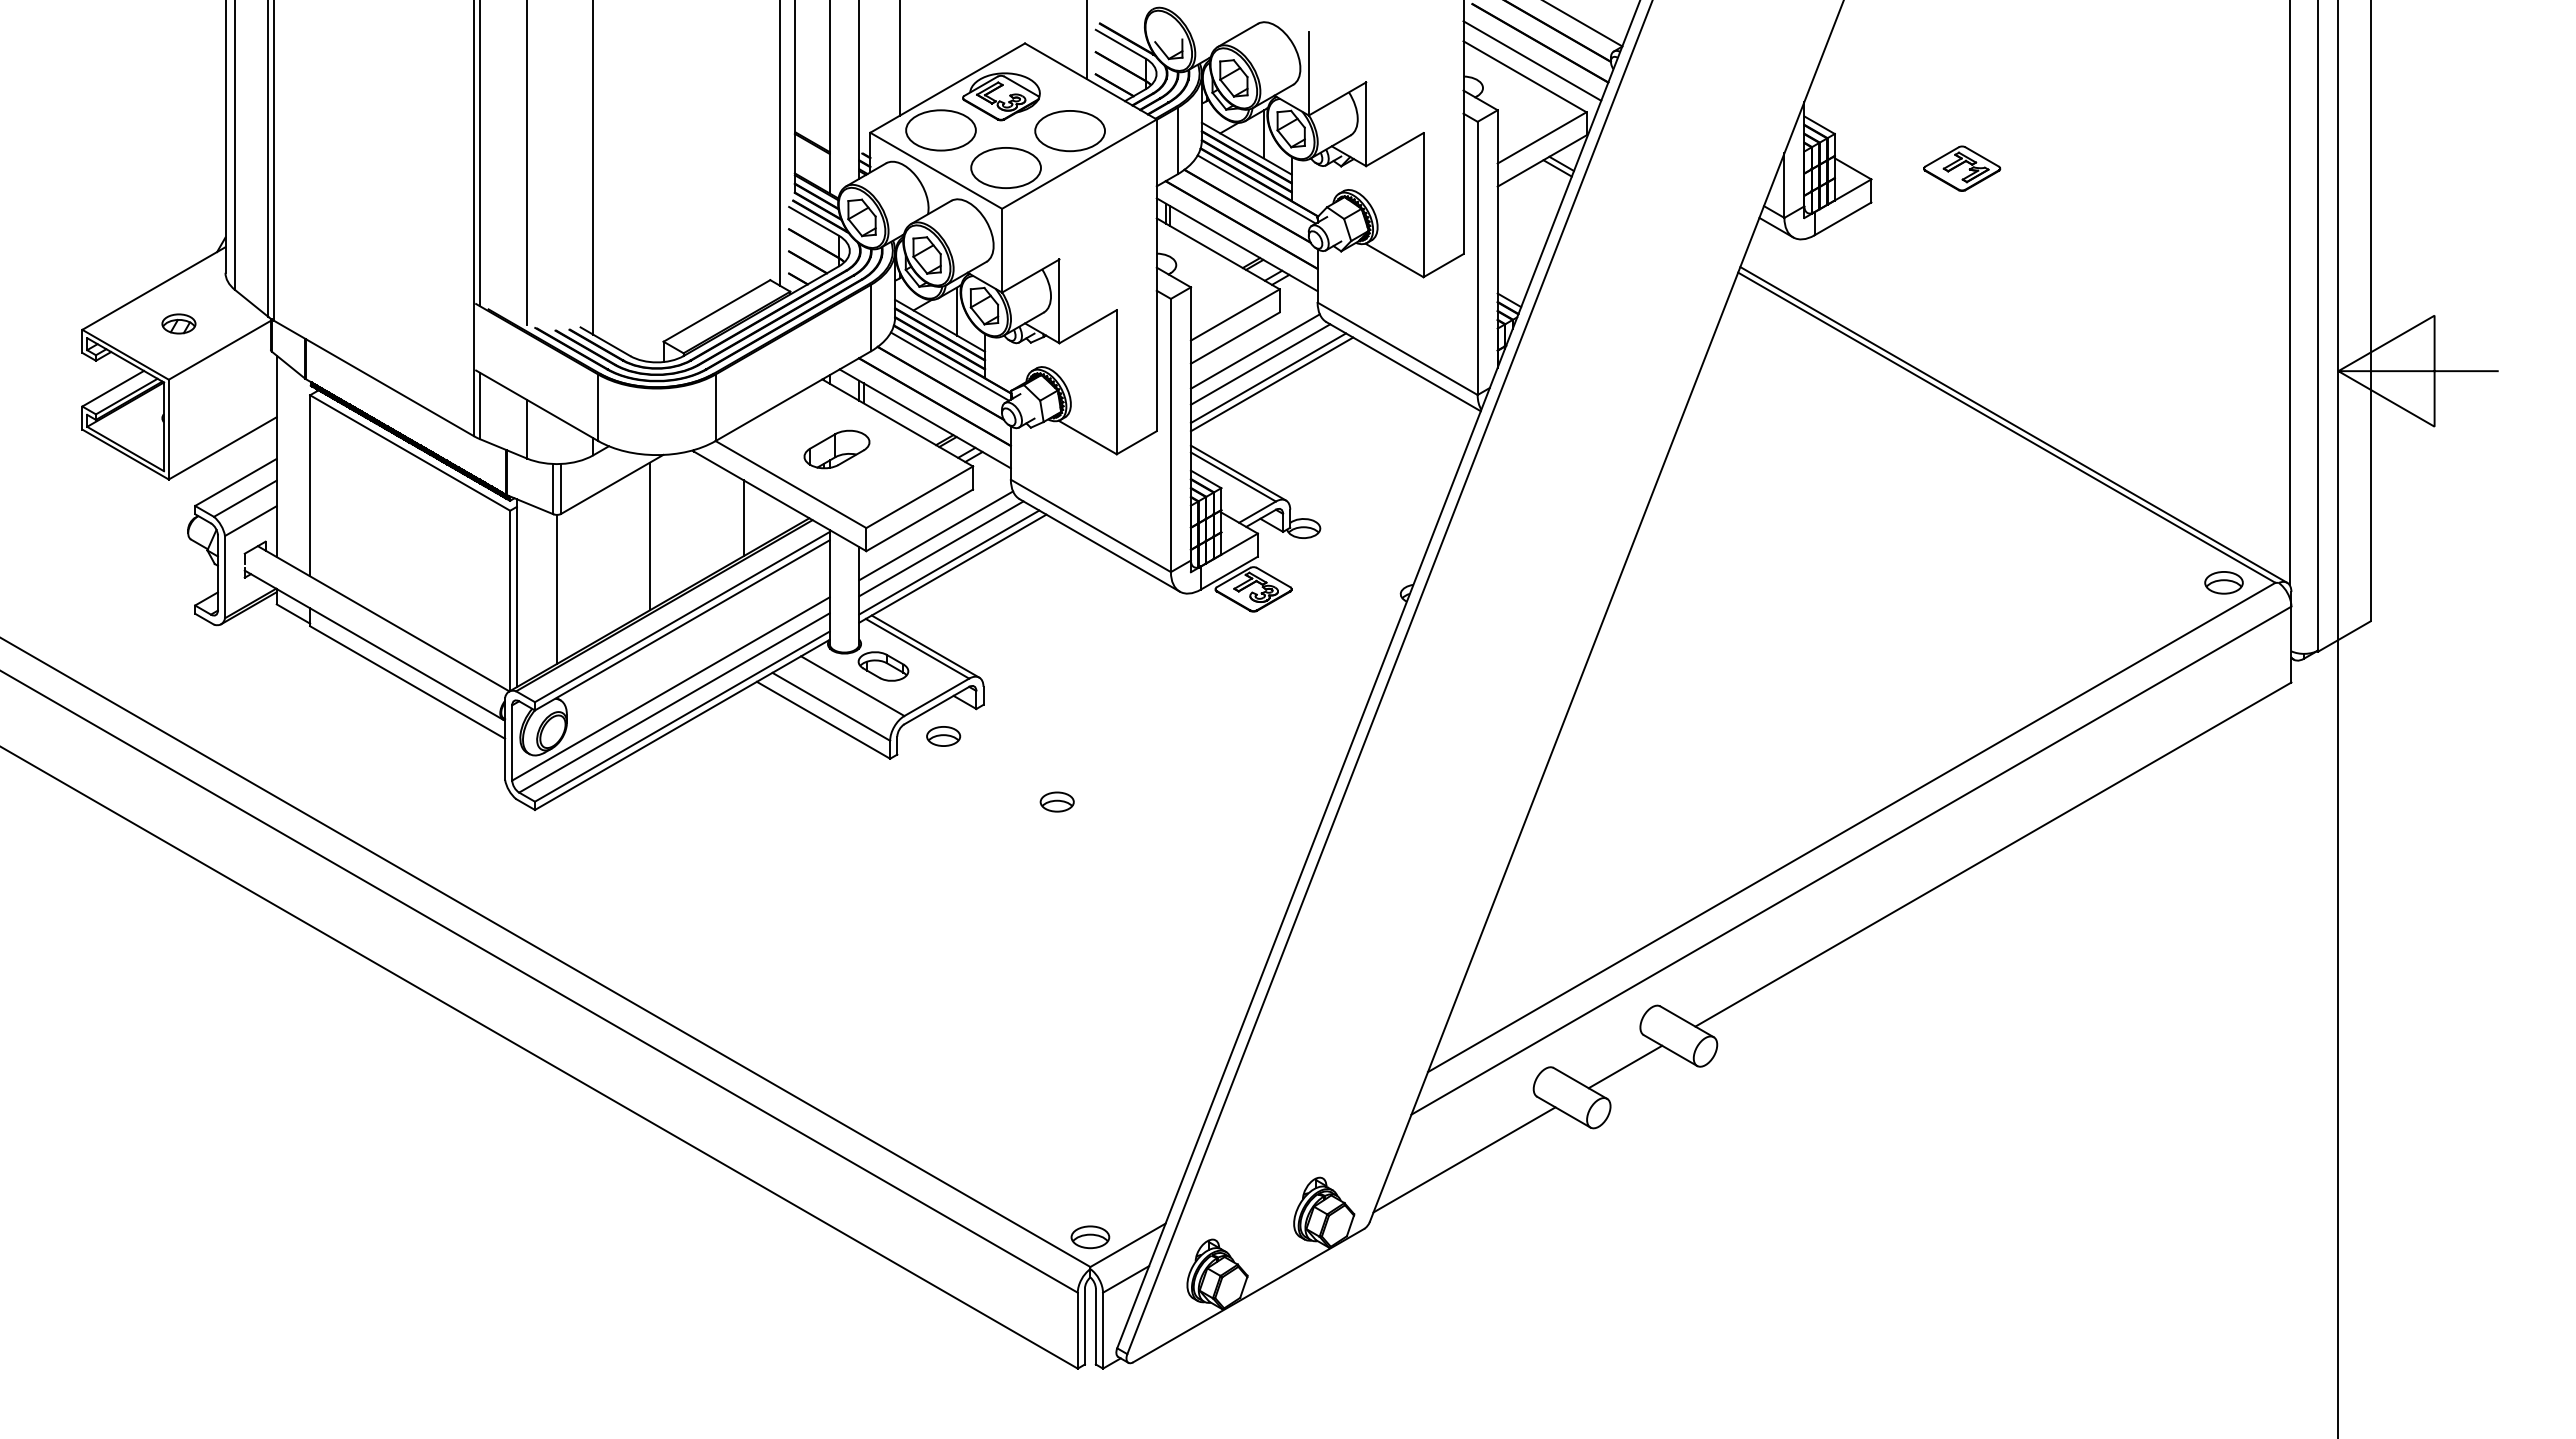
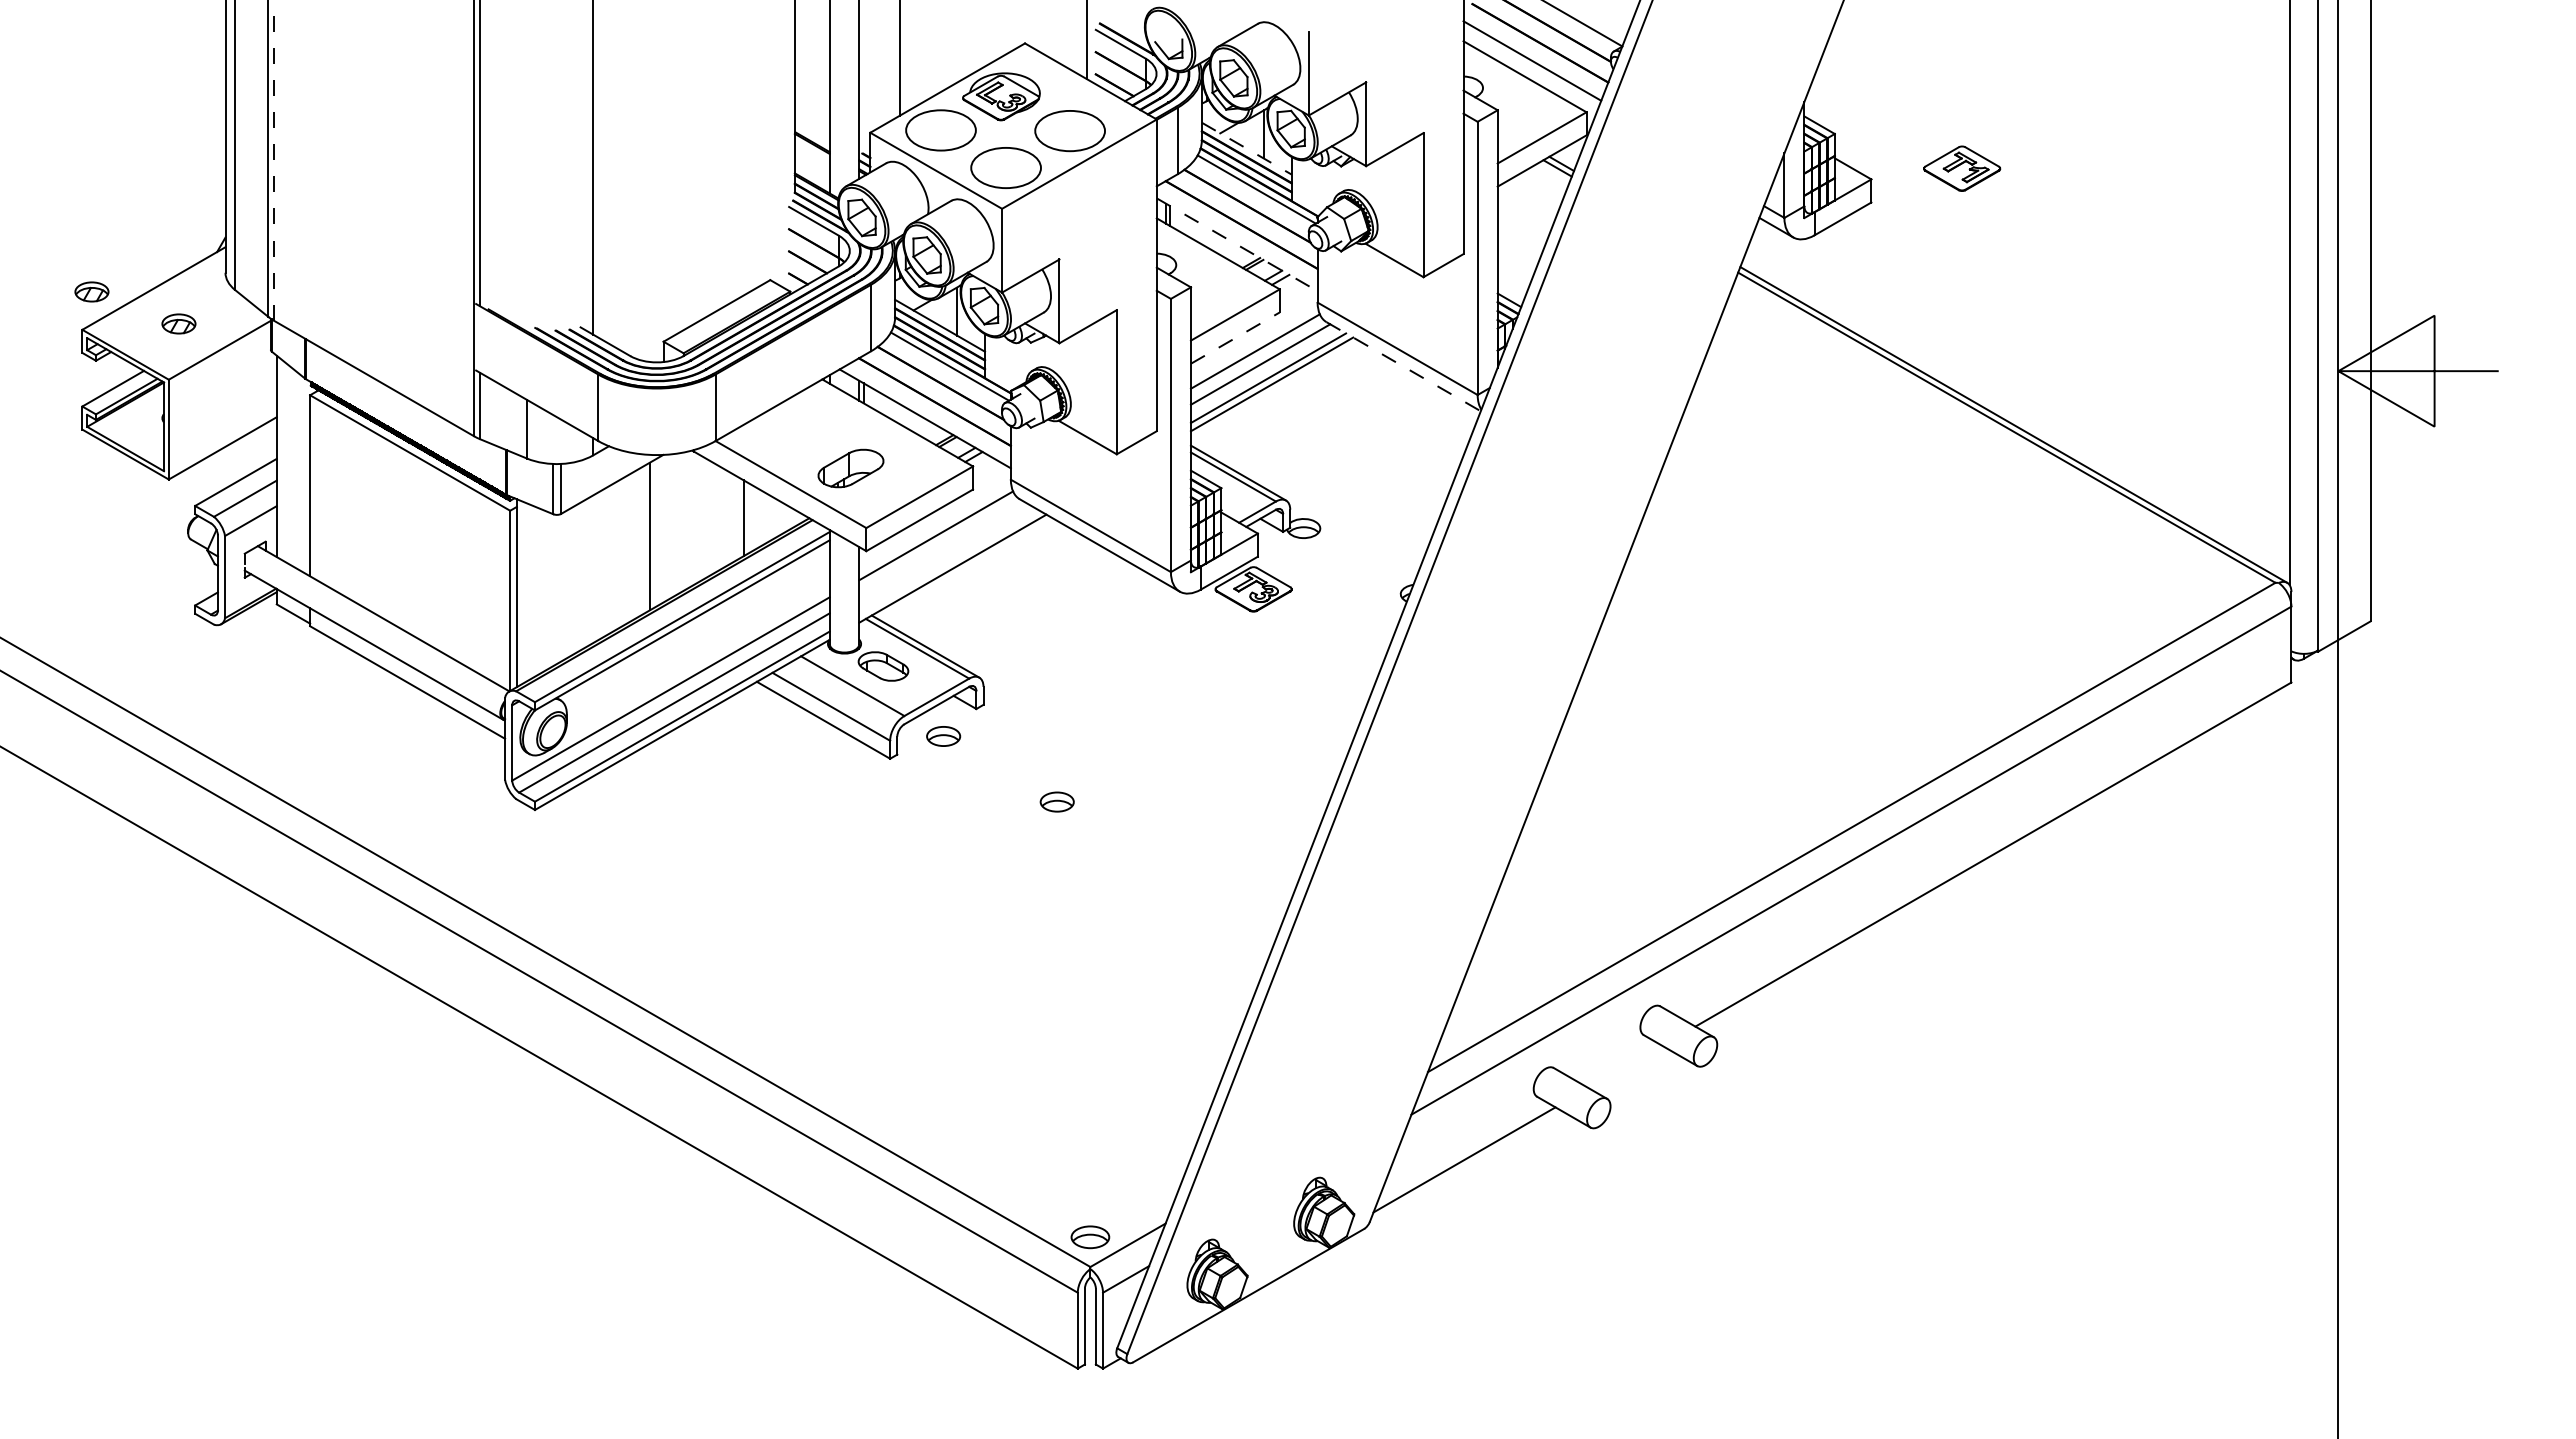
line: present -> none (779, 143)
line: solid -> dashed (1246, 148)
line: solid -> dashed (273, 160)
line: present -> none (527, 163)
line: solid -> dashed (1237, 244)
part: none -> present (91, 291)
line: solid -> dashed (1235, 337)
line: solid -> dashed (1404, 366)
part position: (836, 449) -> (850, 468) (850, 468)
line: present -> none (941, 548)
line: present -> none (949, 562)
part: present -> none (2223, 582)
line: present -> none (556, 589)
line: present -> none (1625, 1066)
